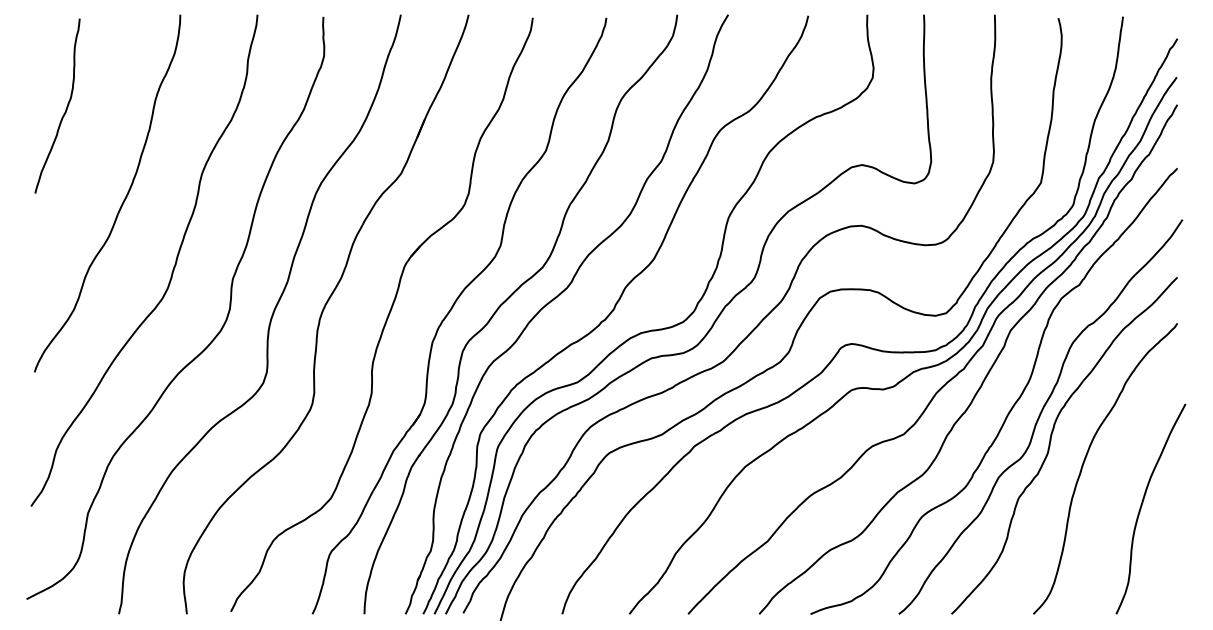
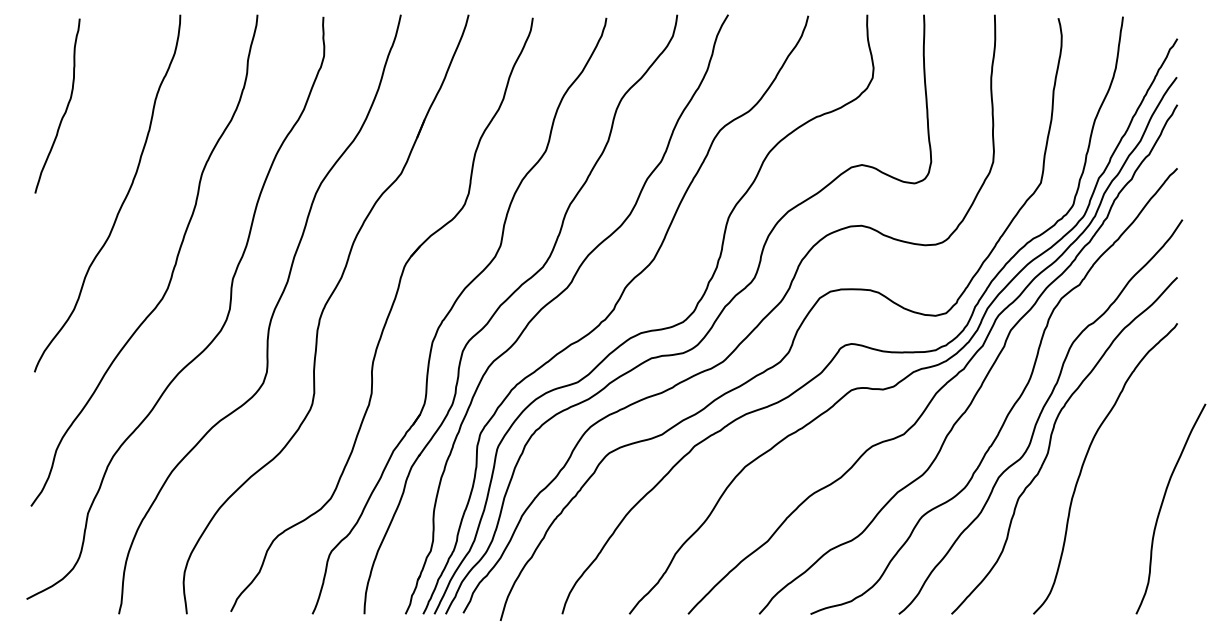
curve position: (1142, 506) -> (1162, 506) (1162, 506)
